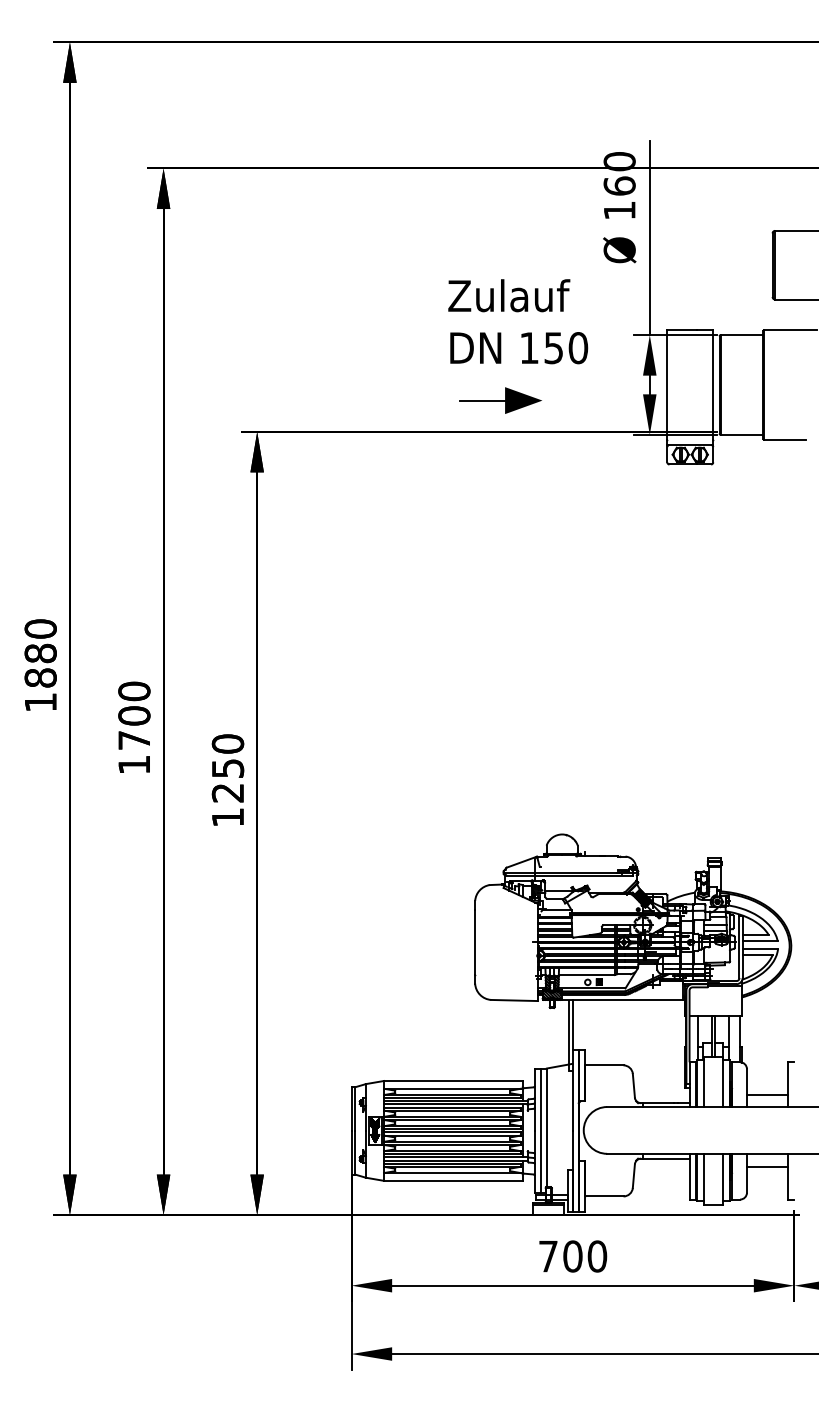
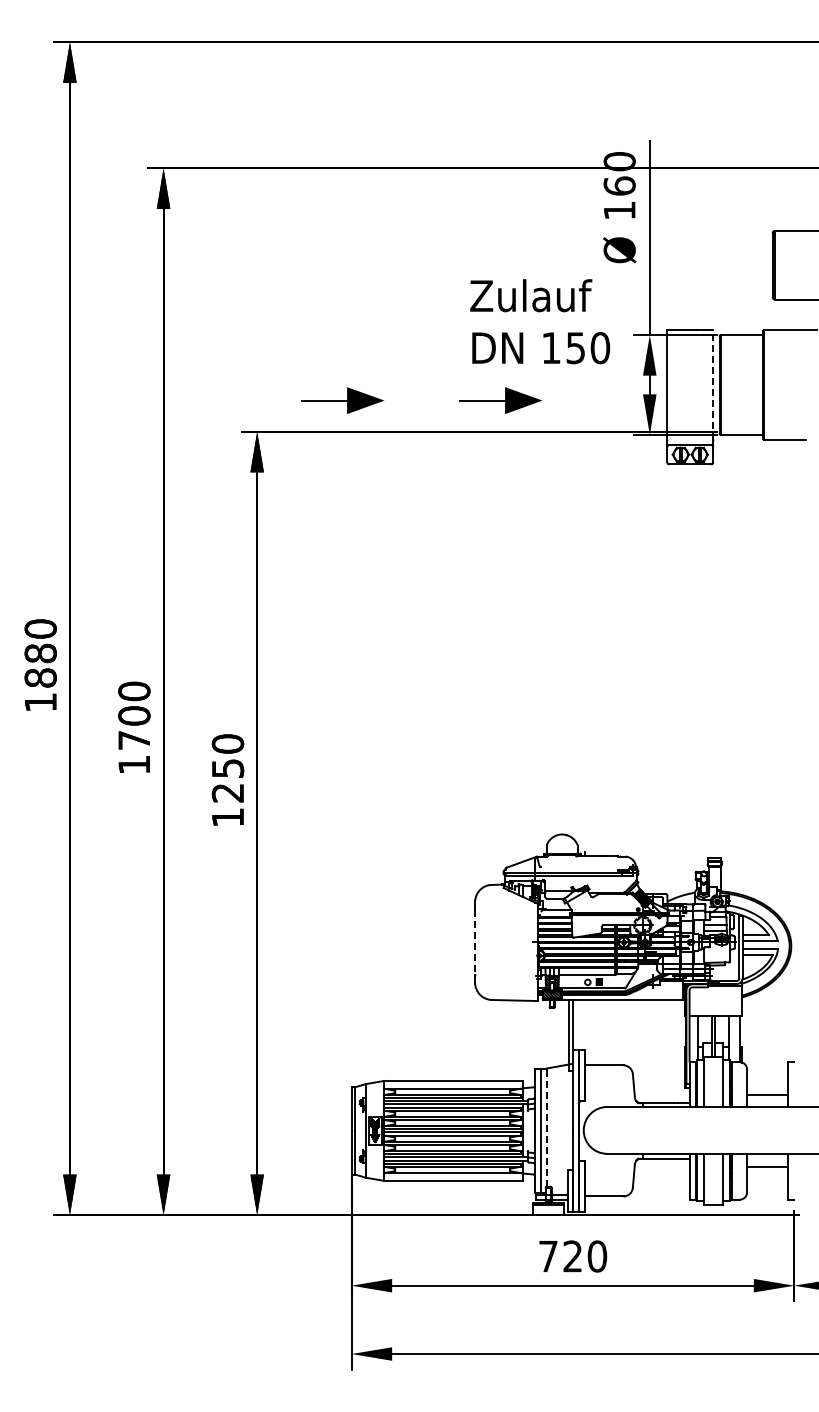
text position: (518, 321) -> (540, 321) (540, 321)
line: solid -> dashed (713, 385)
part: none -> present (342, 400)
line: solid -> dashed (474, 942)
line: solid -> dashed (546, 1127)
text: 700 -> 720 (572, 1256)
